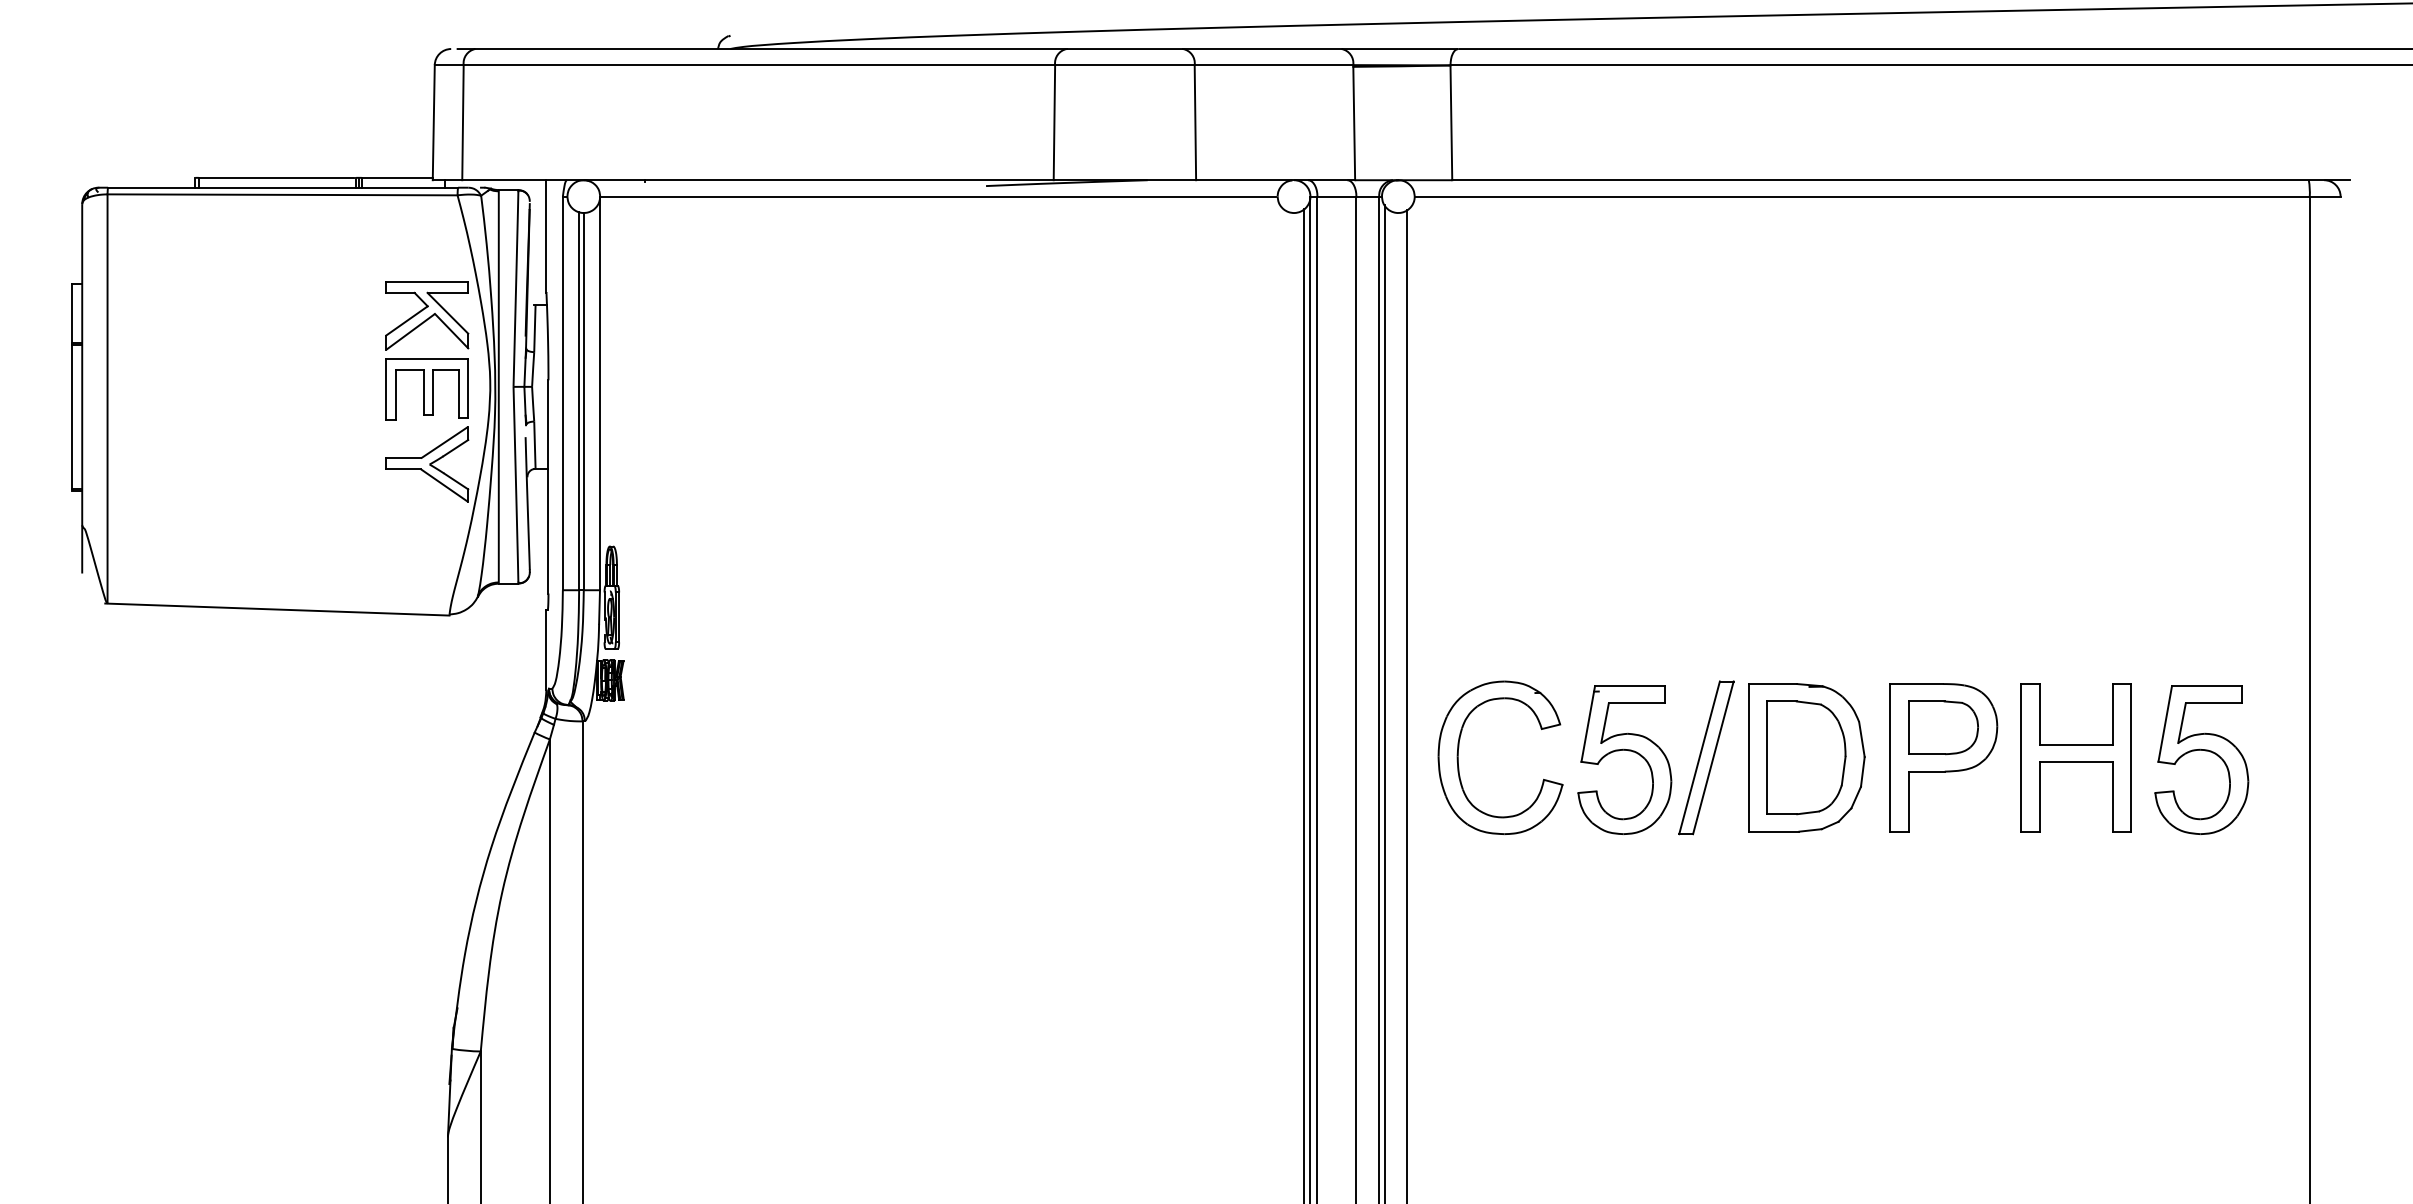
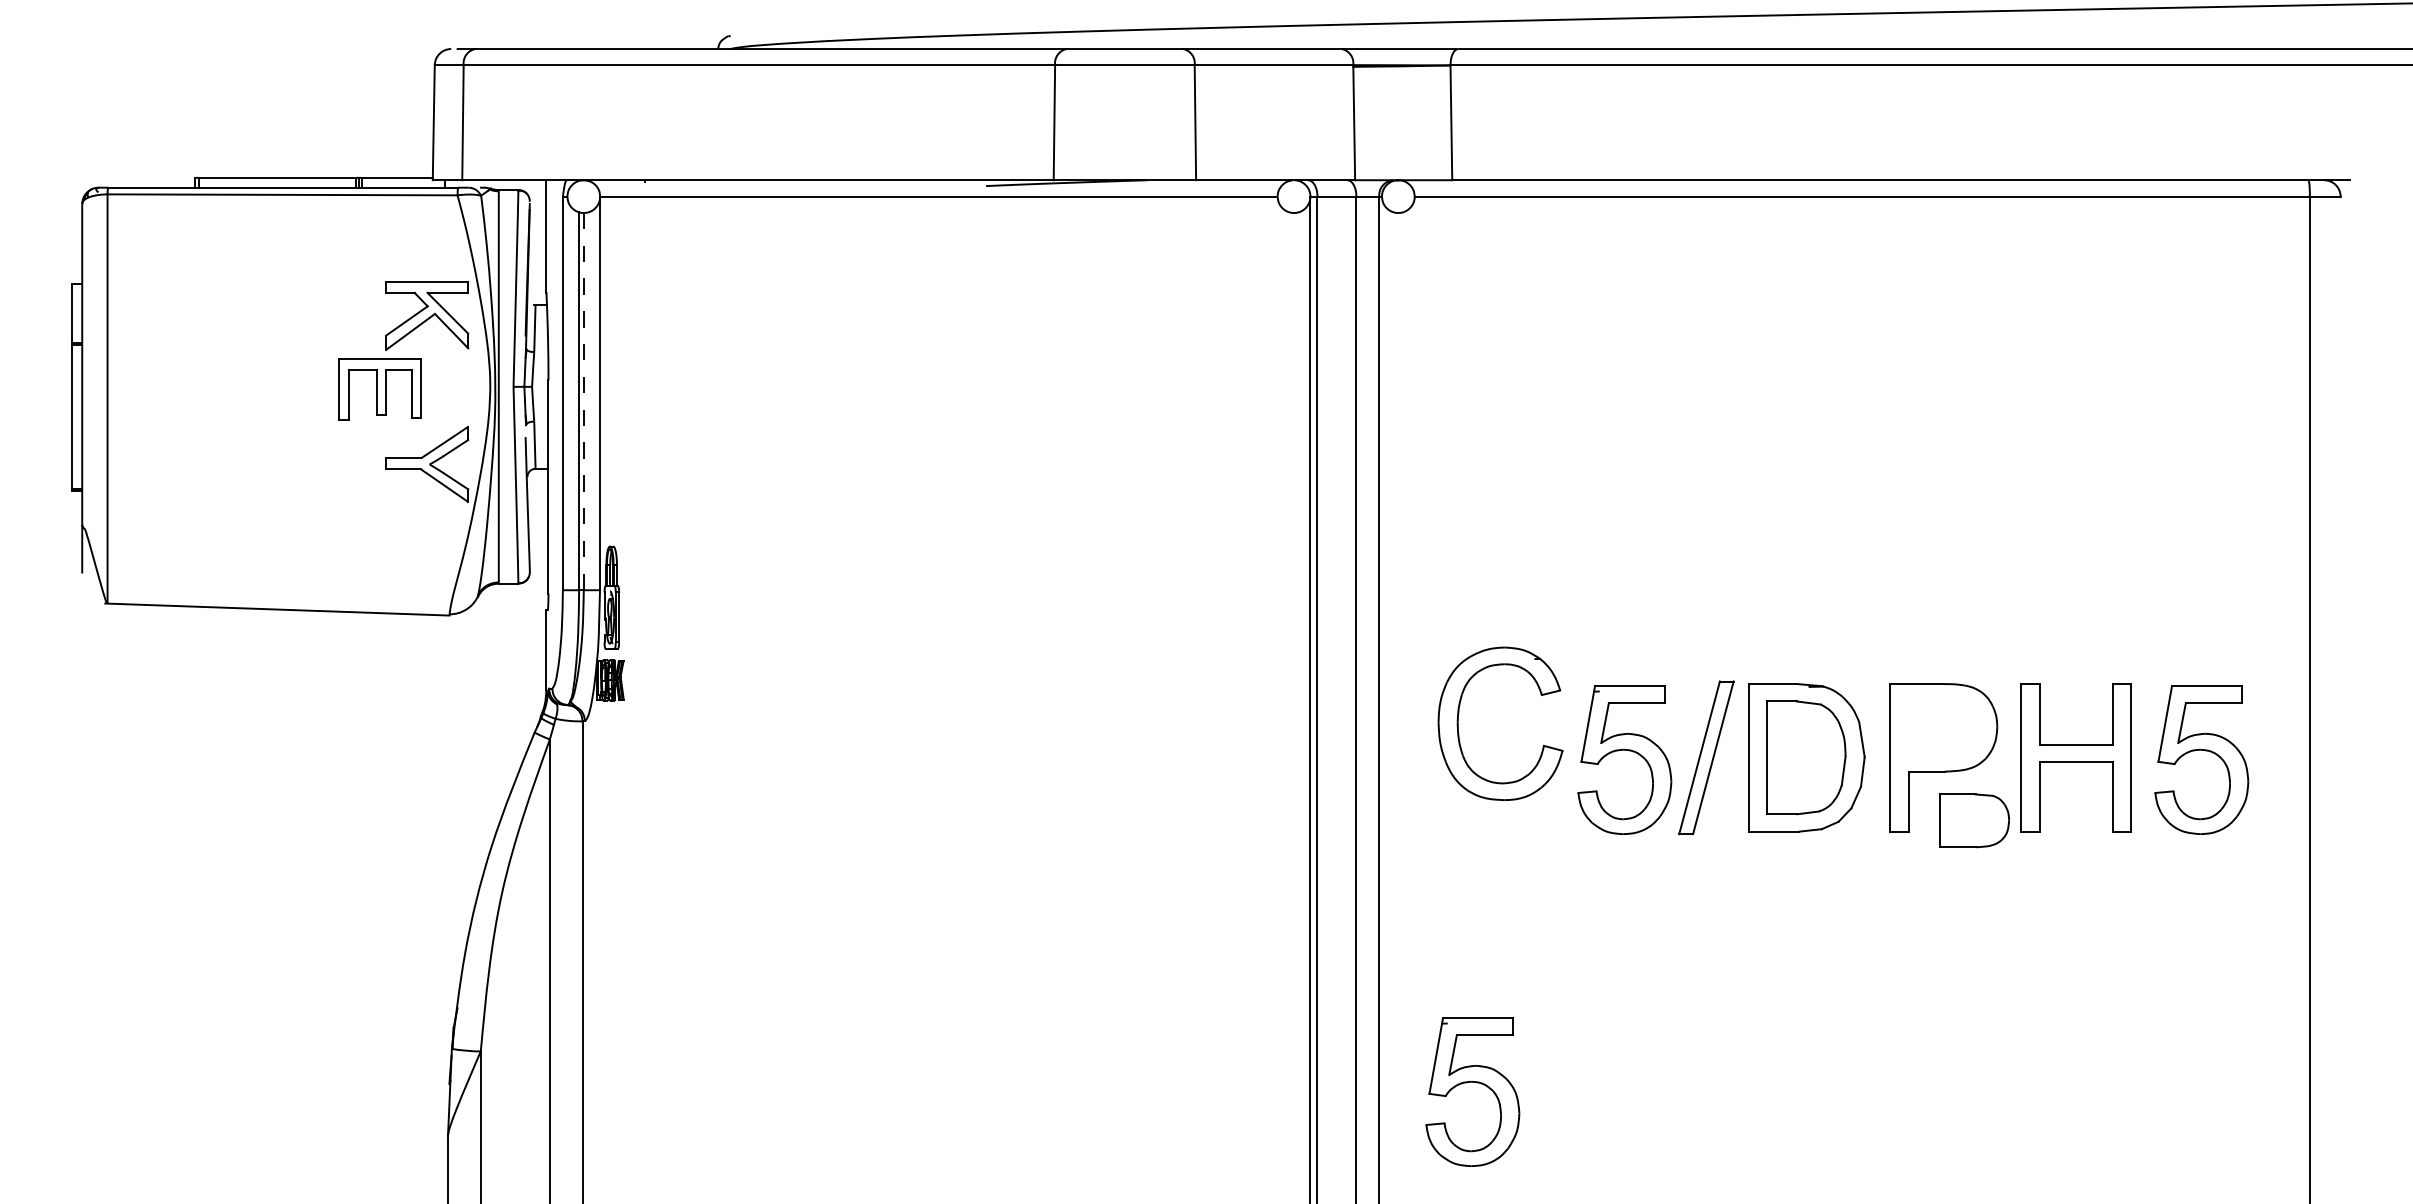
part position: (426, 389) -> (379, 389) (379, 389)
line: solid -> dashed (583, 401)
line: present -> none (1384, 702)
line: present -> none (1304, 704)
line: present -> none (1407, 705)
part position: (1943, 727) -> (1974, 820) (1974, 820)
part position: (1458, 757) -> (1458, 723) (1458, 723)
part: none -> present (1476, 1083)
